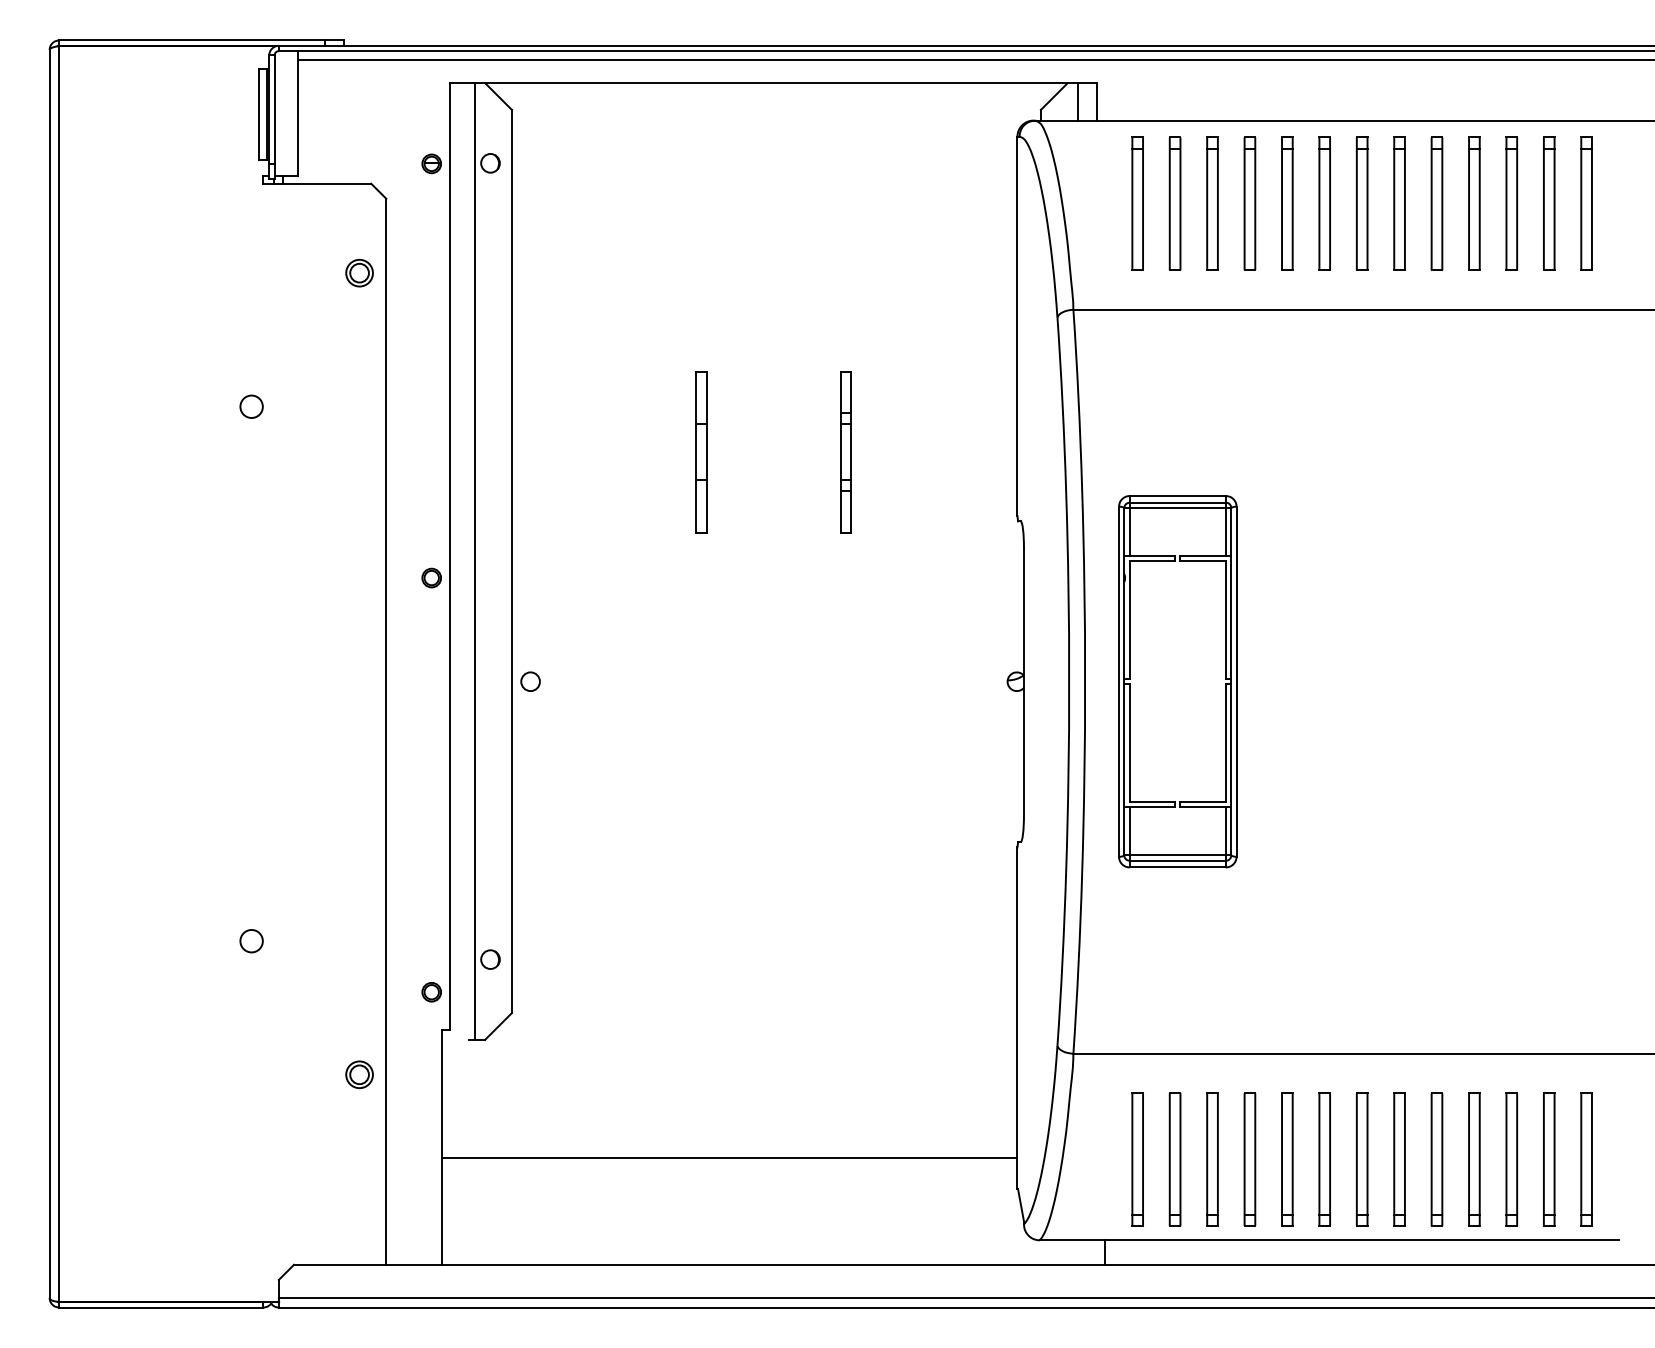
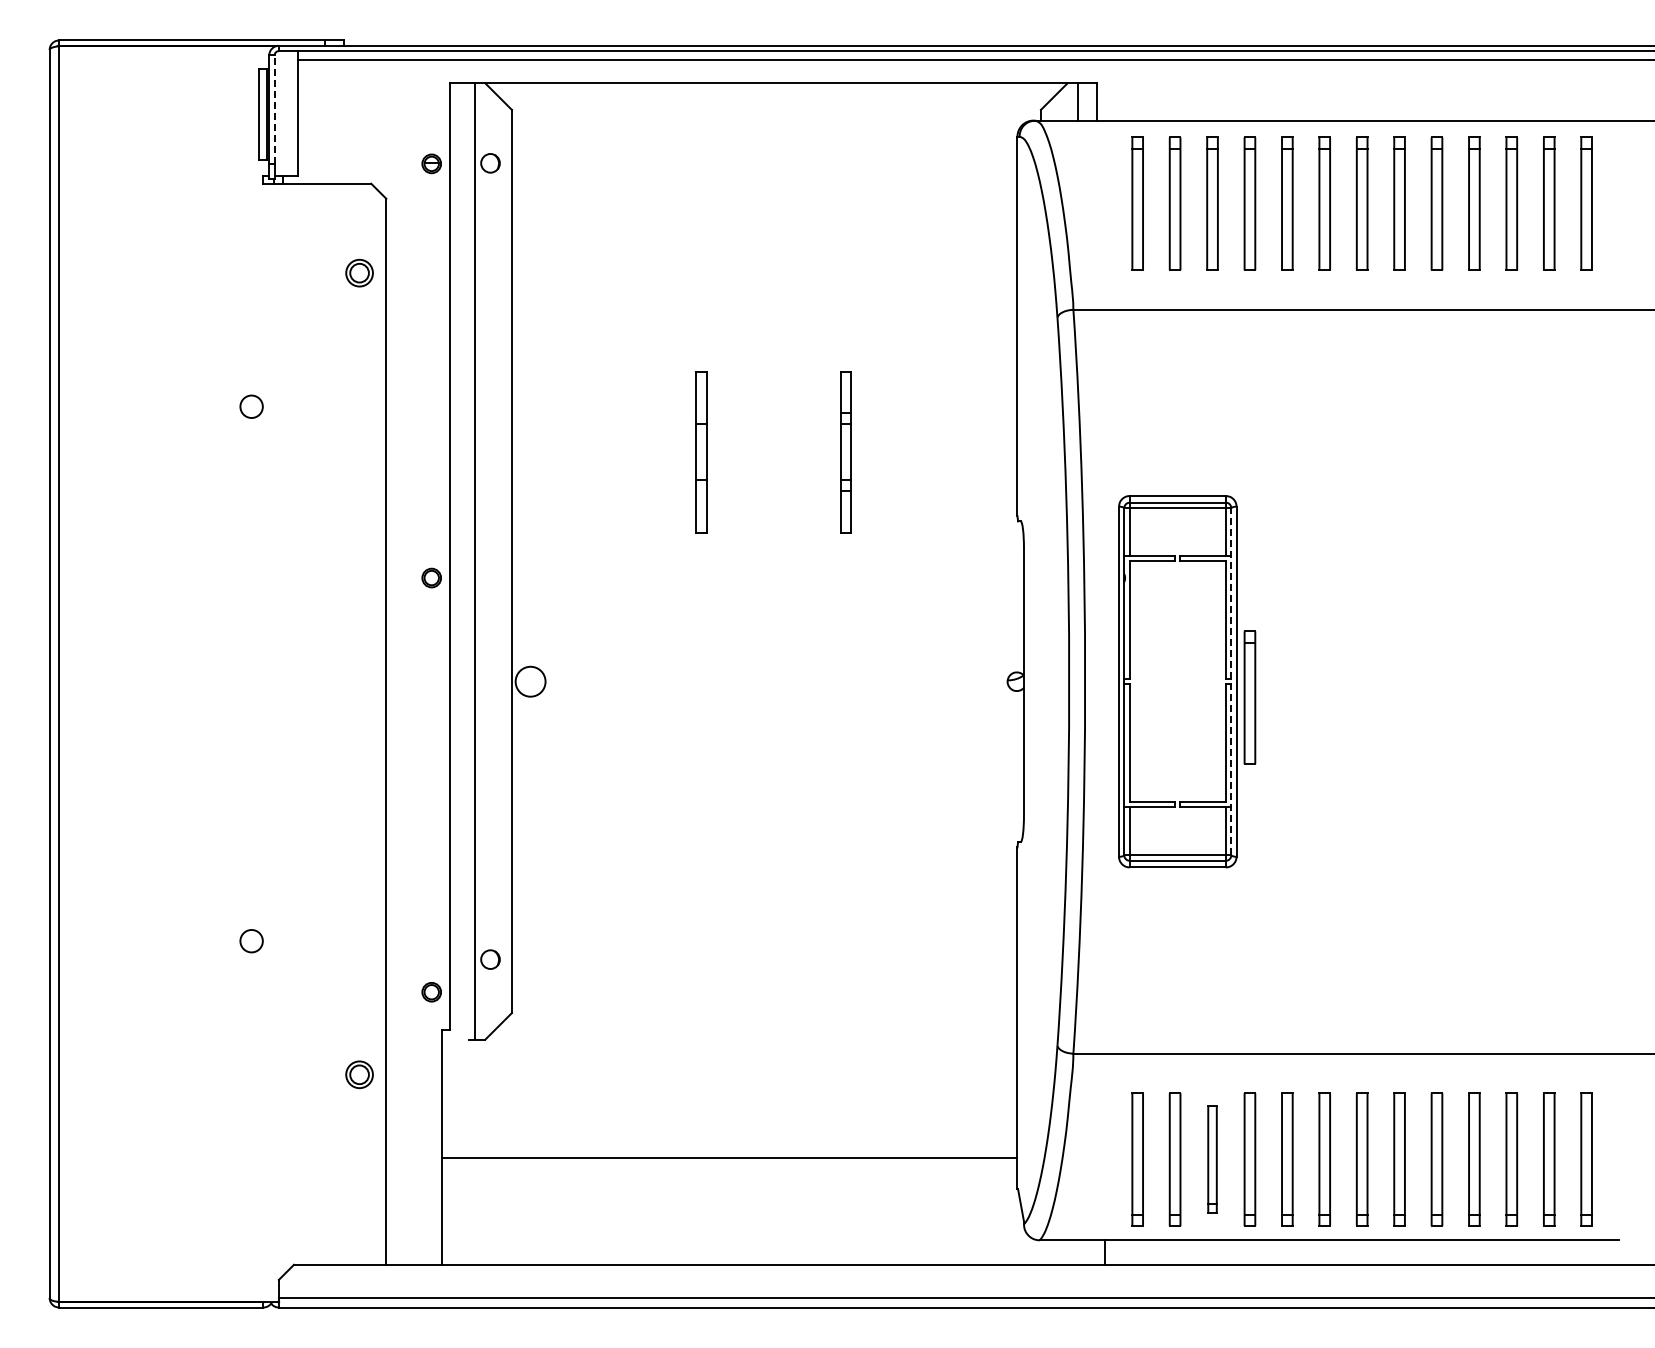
line: solid -> dashed (274, 109)
circle diameter: 19 px -> 30 px (530, 681)
line: solid -> dashed (1231, 681)
part: none -> present (1249, 697)
part size: 13x135 px -> 11x109 px (1212, 1159)
